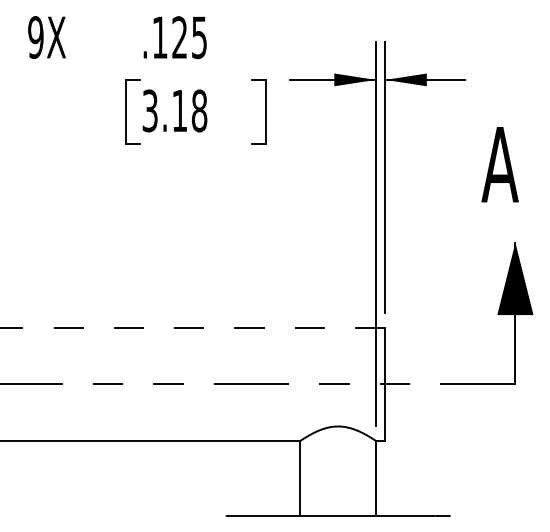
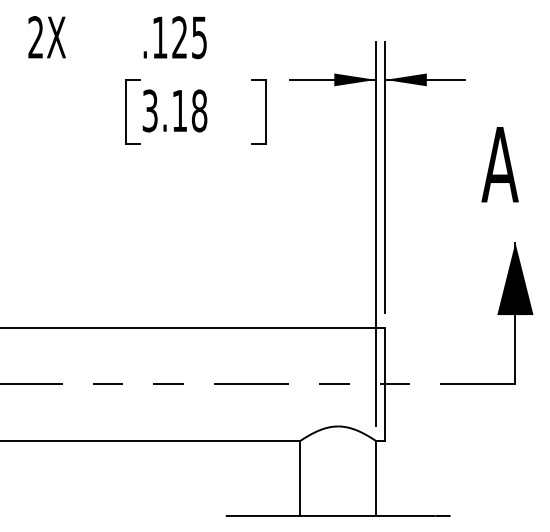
text: 9X -> 2X (35, 37)
line: dashed -> solid (192, 328)
